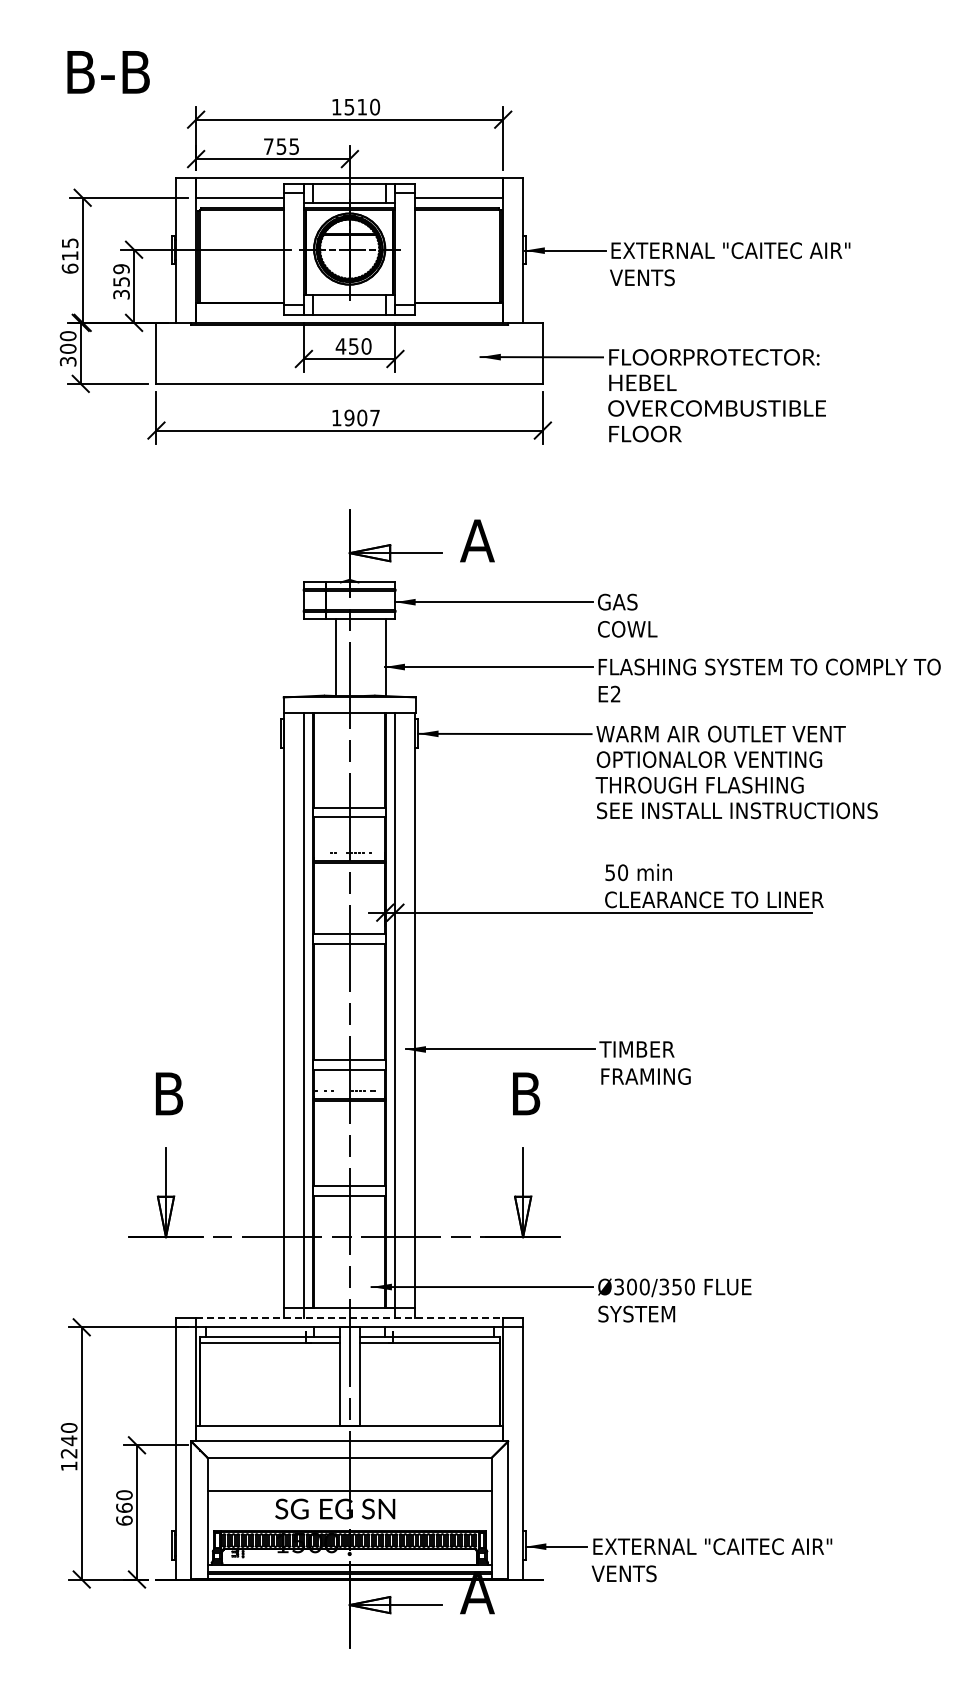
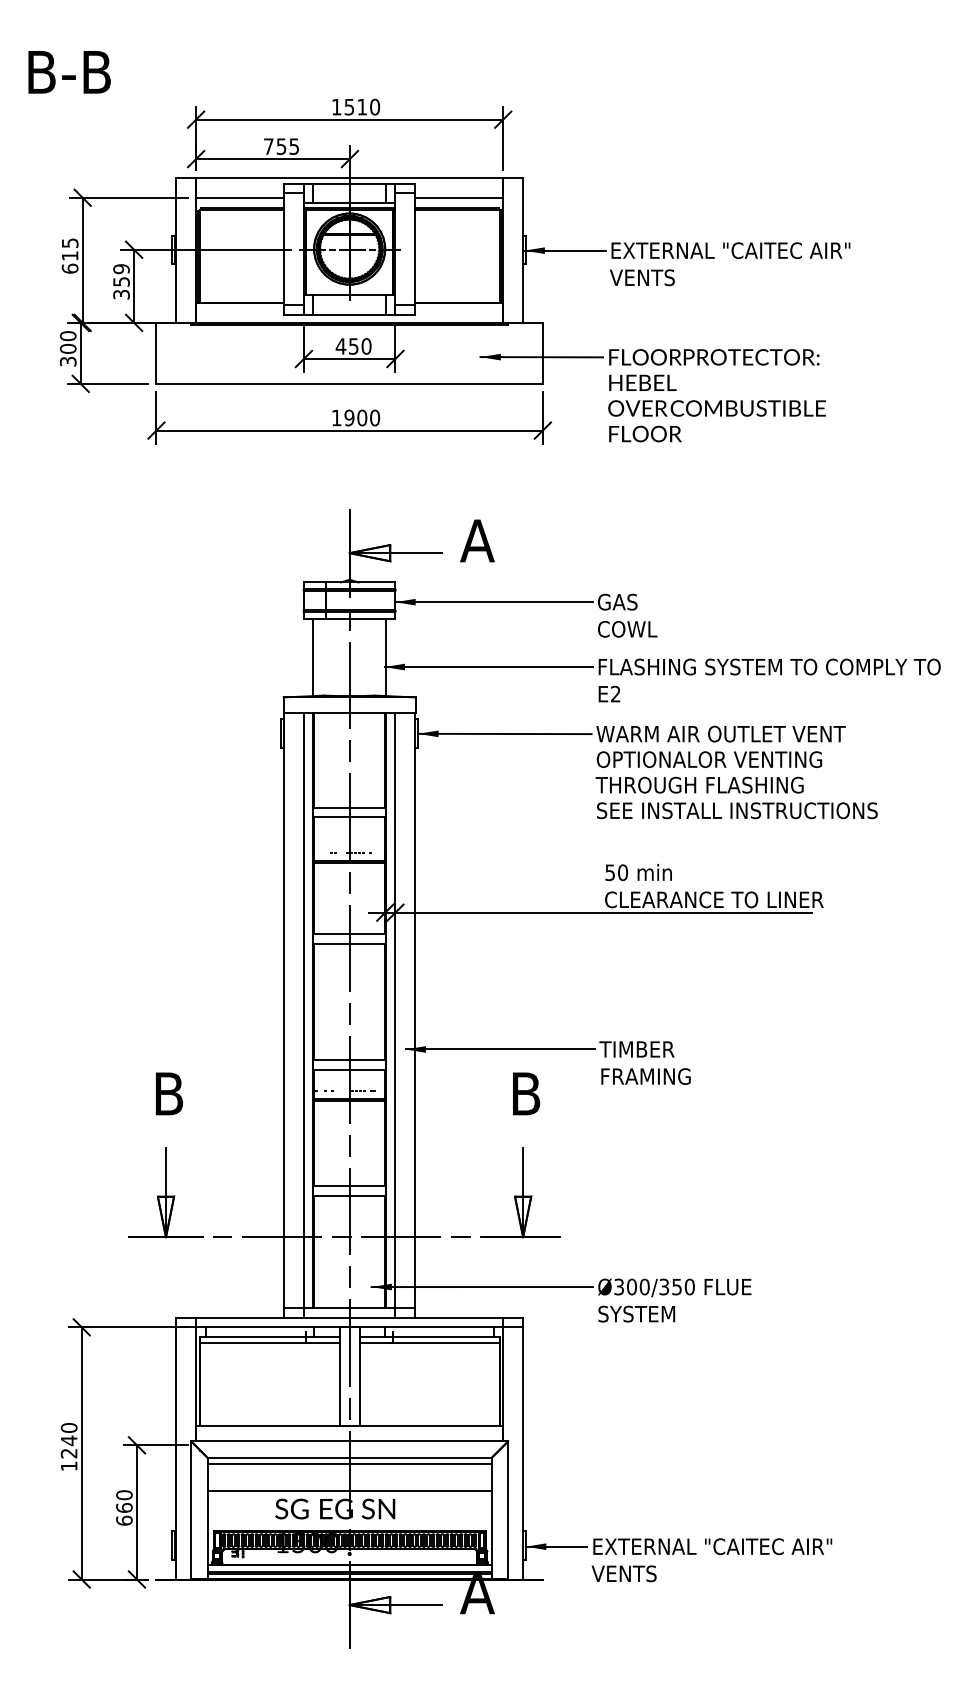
text position: (108, 72) -> (69, 72) (69, 72)
text: 1907 -> 1900 (375, 417)
line position: (336, 657) -> (313, 657) (313, 657)
line: dashed -> solid (349, 1317)
line: none -> present (349, 1464)
